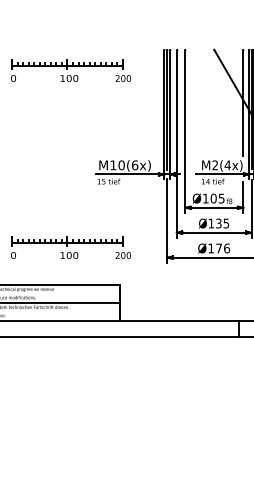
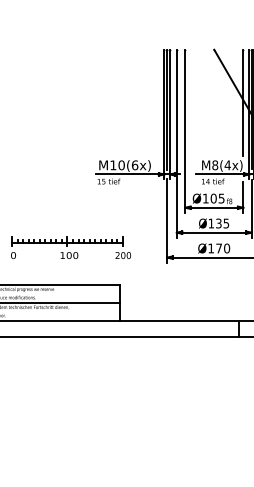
part: present -> none (70, 70)
text: M2(4x) -> M8(4x) (215, 165)
text: Ø176 -> Ø170 (227, 248)
